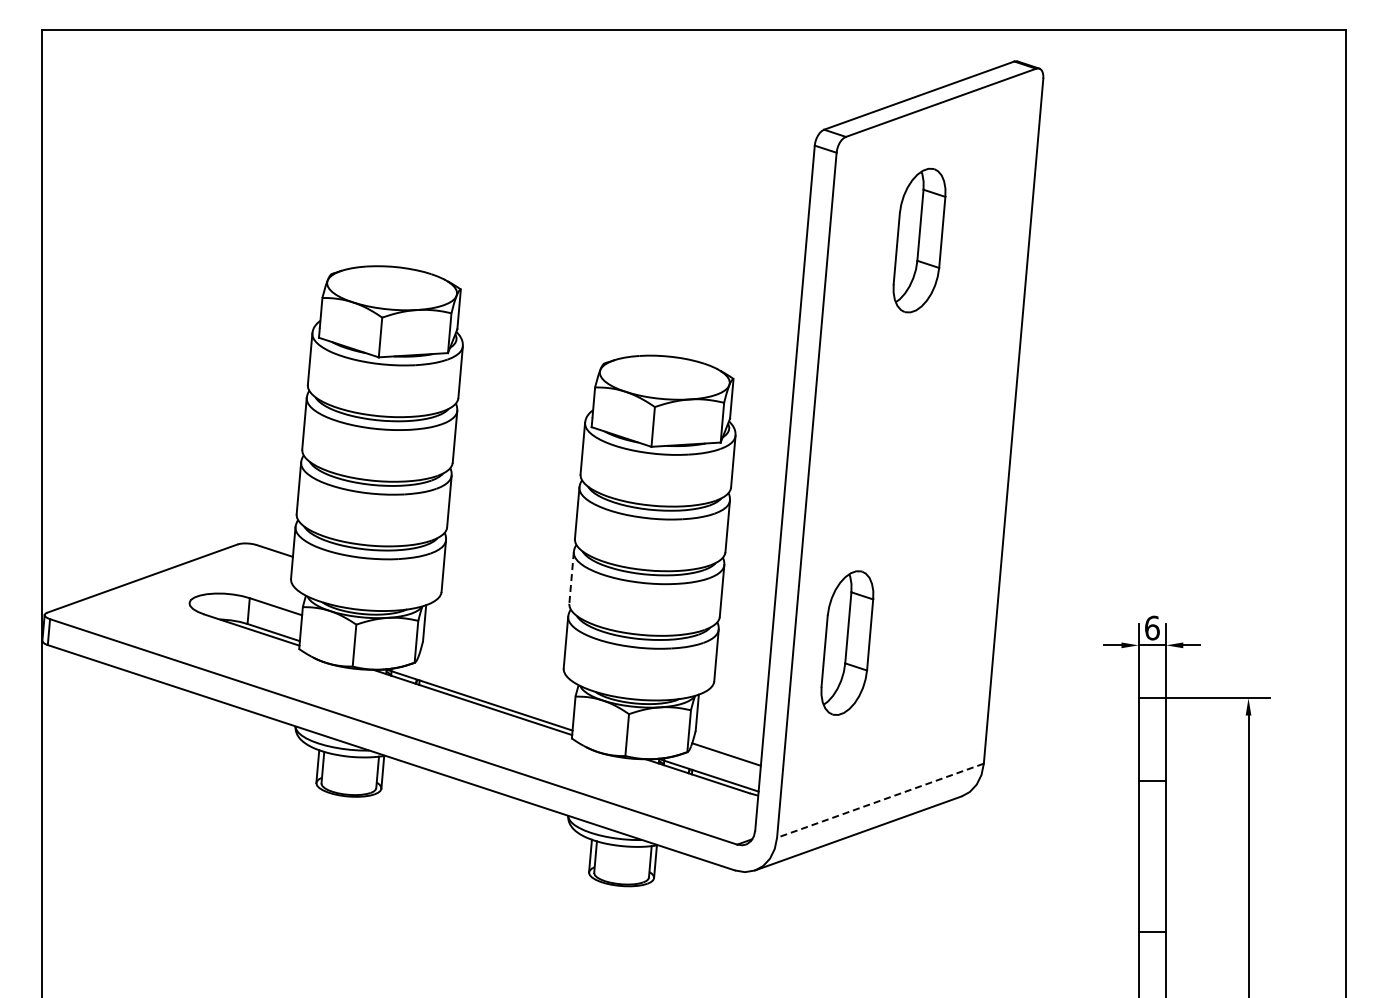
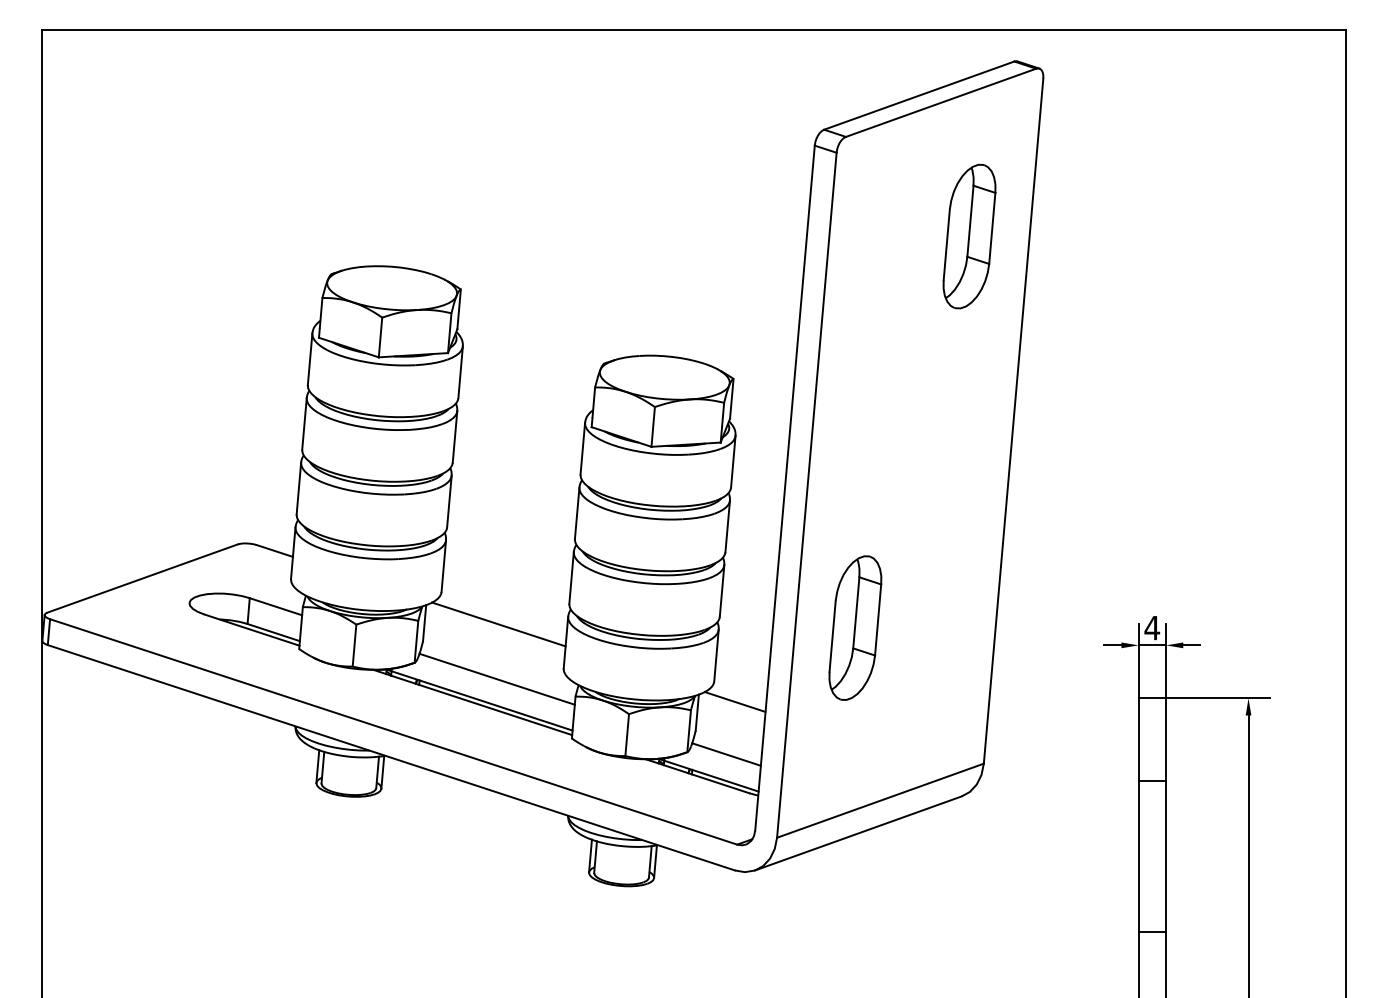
part position: (919, 240) -> (969, 236) (969, 236)
line: dashed -> solid (571, 577)
line: none -> present (498, 624)
text: 6 -> 4 (1152, 627)
part position: (847, 642) -> (855, 627) (855, 627)
line: none -> present (496, 678)
line: none -> present (734, 701)
line: dashed -> solid (880, 800)
